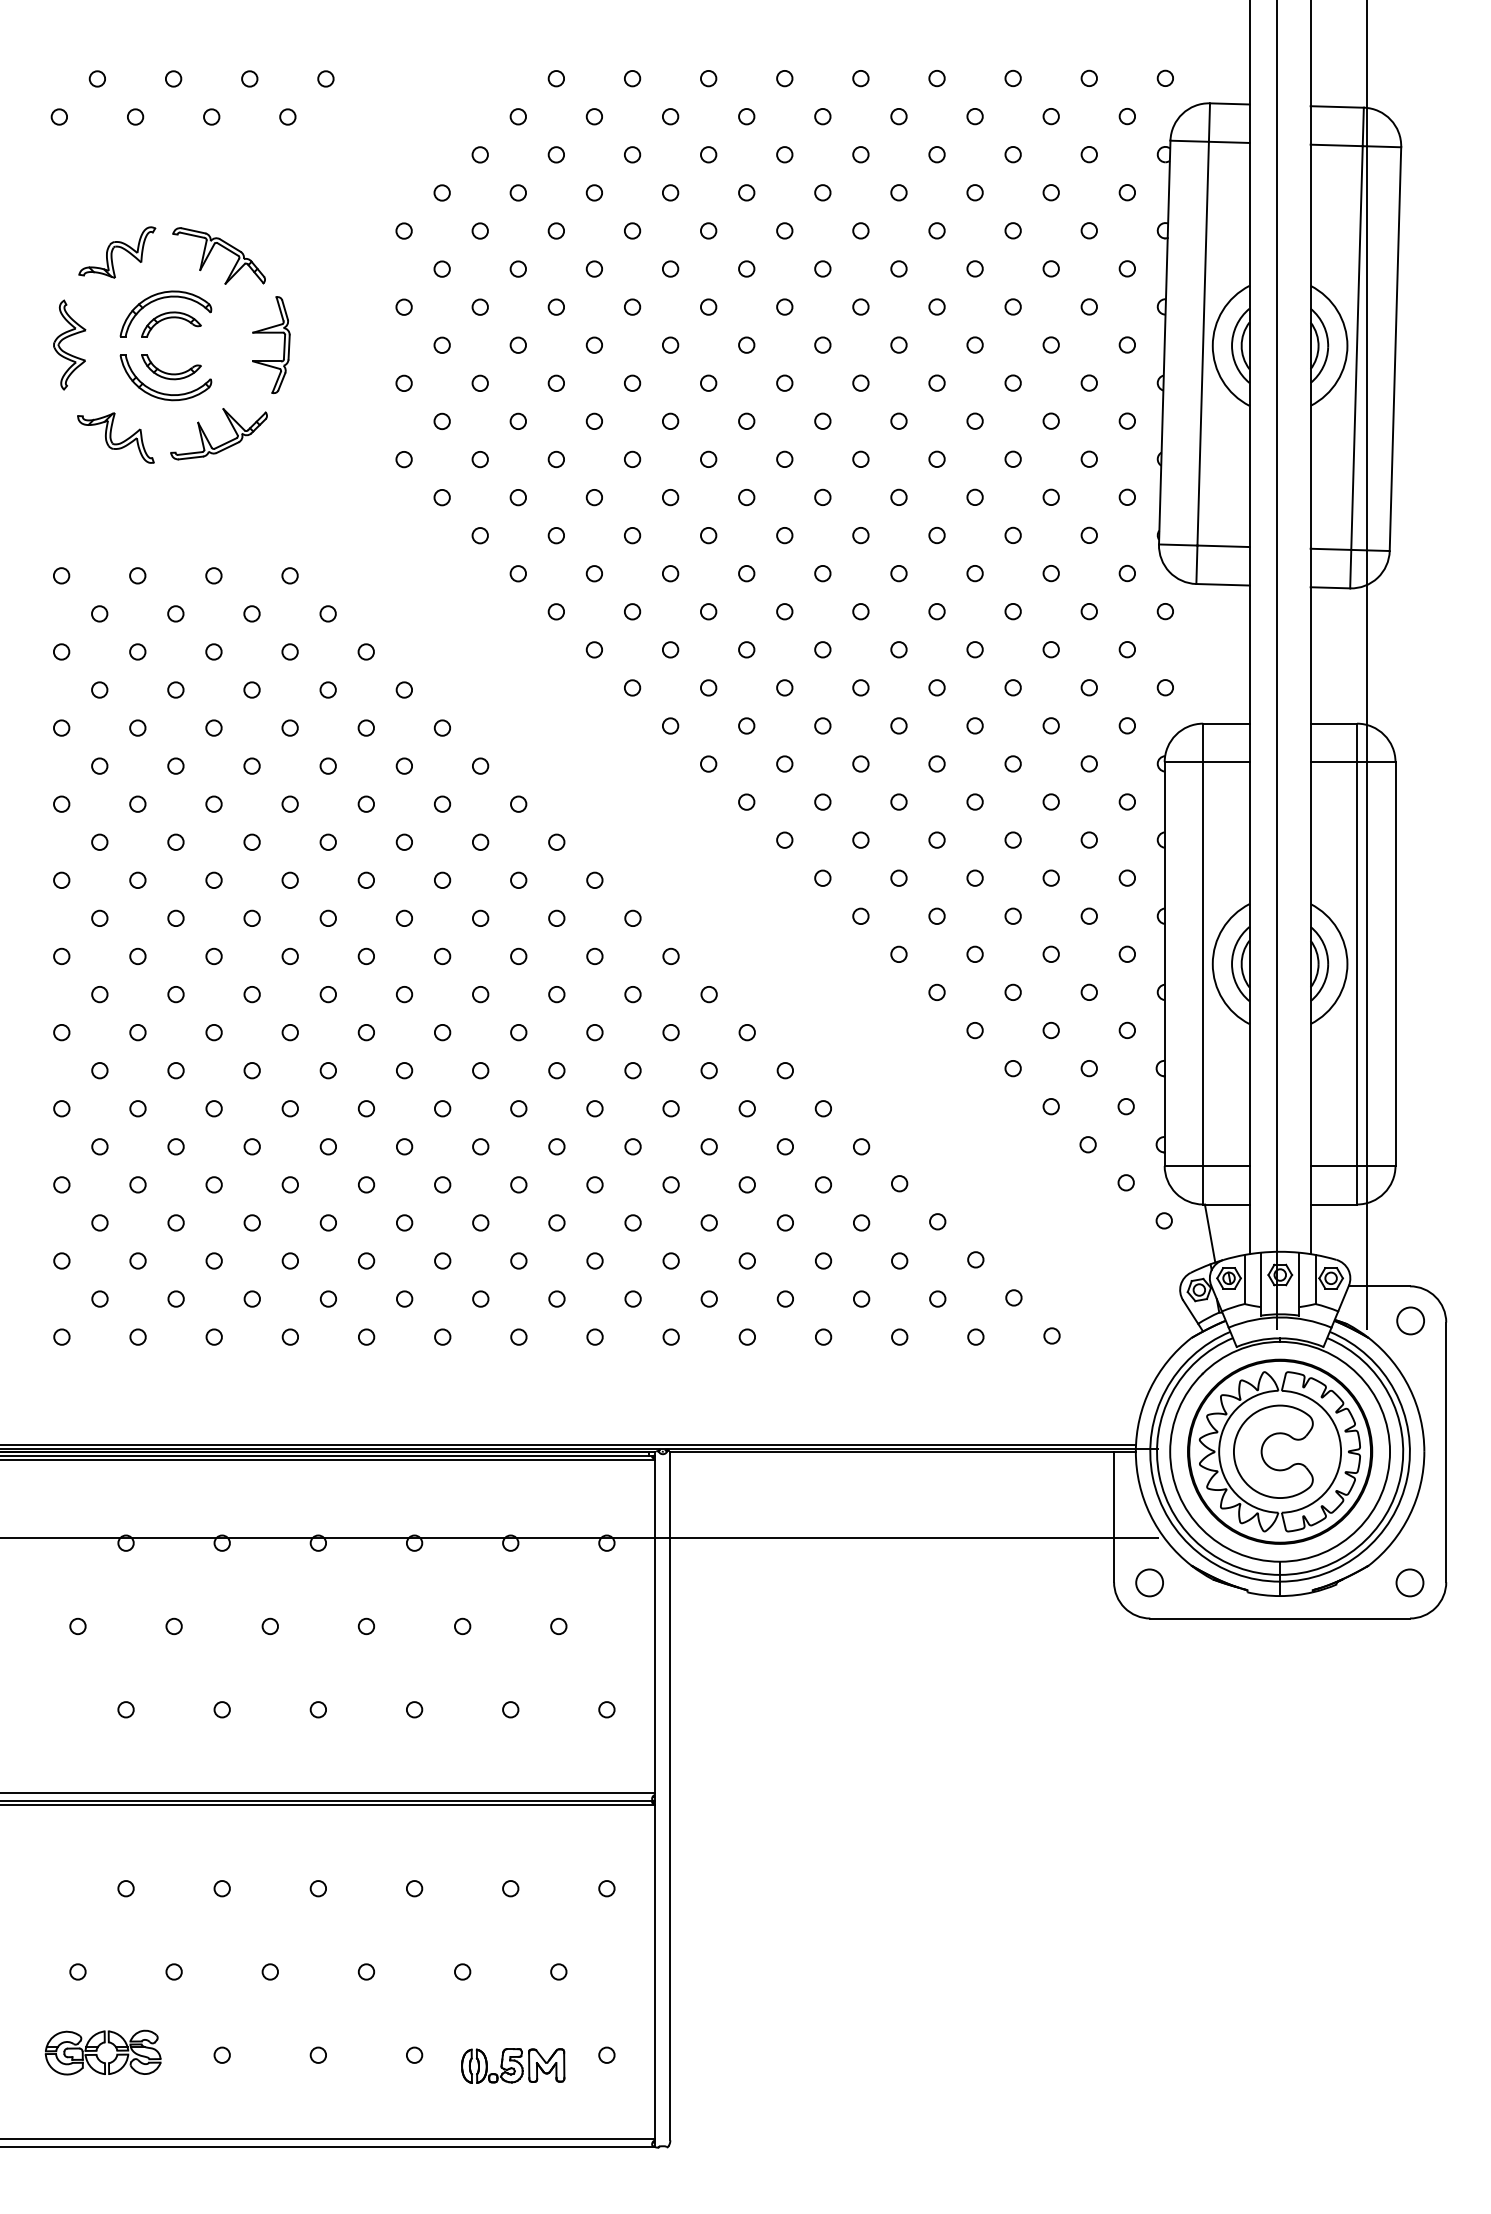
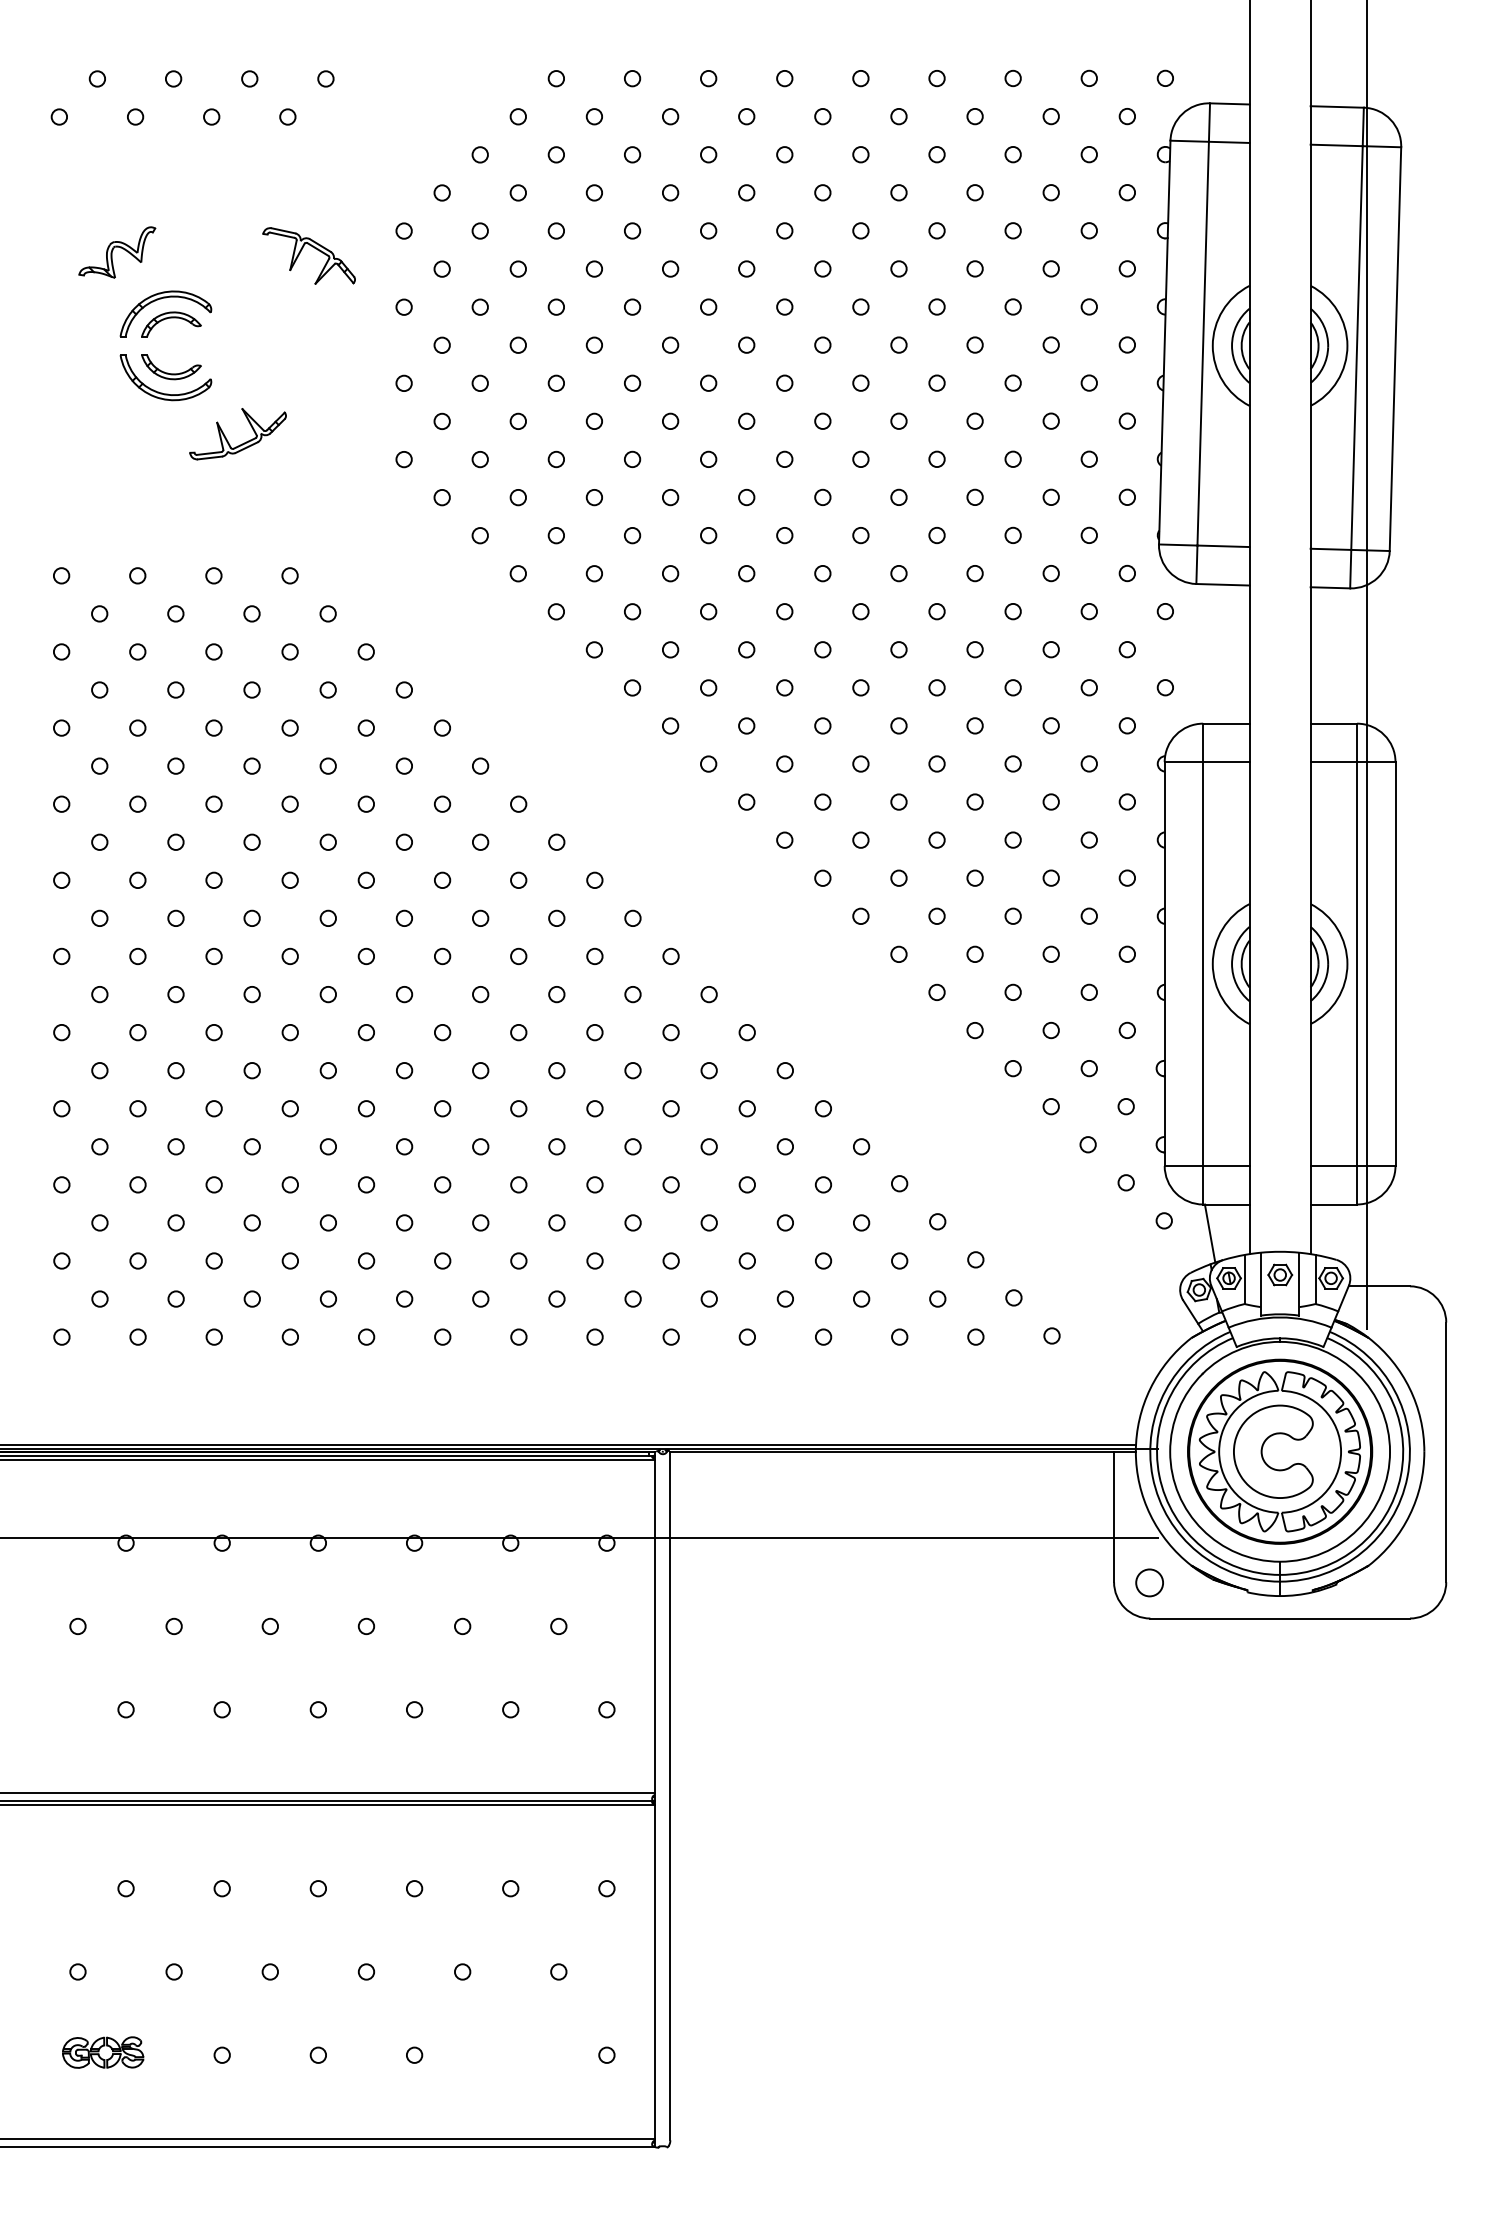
part position: (211, 251) -> (301, 251) (301, 251)
part: present -> none (271, 333)
part: present -> none (66, 338)
part: present -> none (115, 437)
part position: (223, 443) -> (242, 443) (242, 443)
line: present -> none (1276, 666)
circle: present -> none (1410, 1320)
circle: present -> none (1409, 1582)
part size: 118x47 px -> 83x33 px (103, 2052)
part: present -> none (513, 2065)
